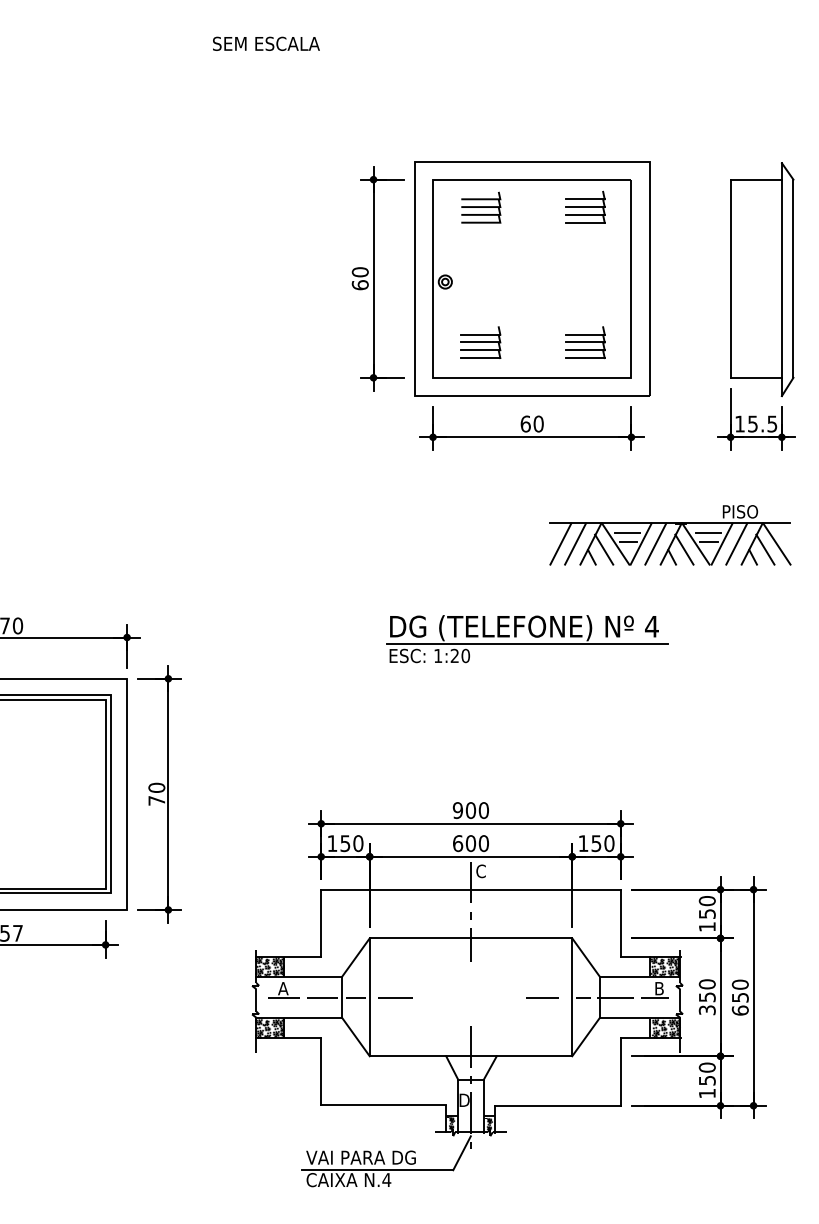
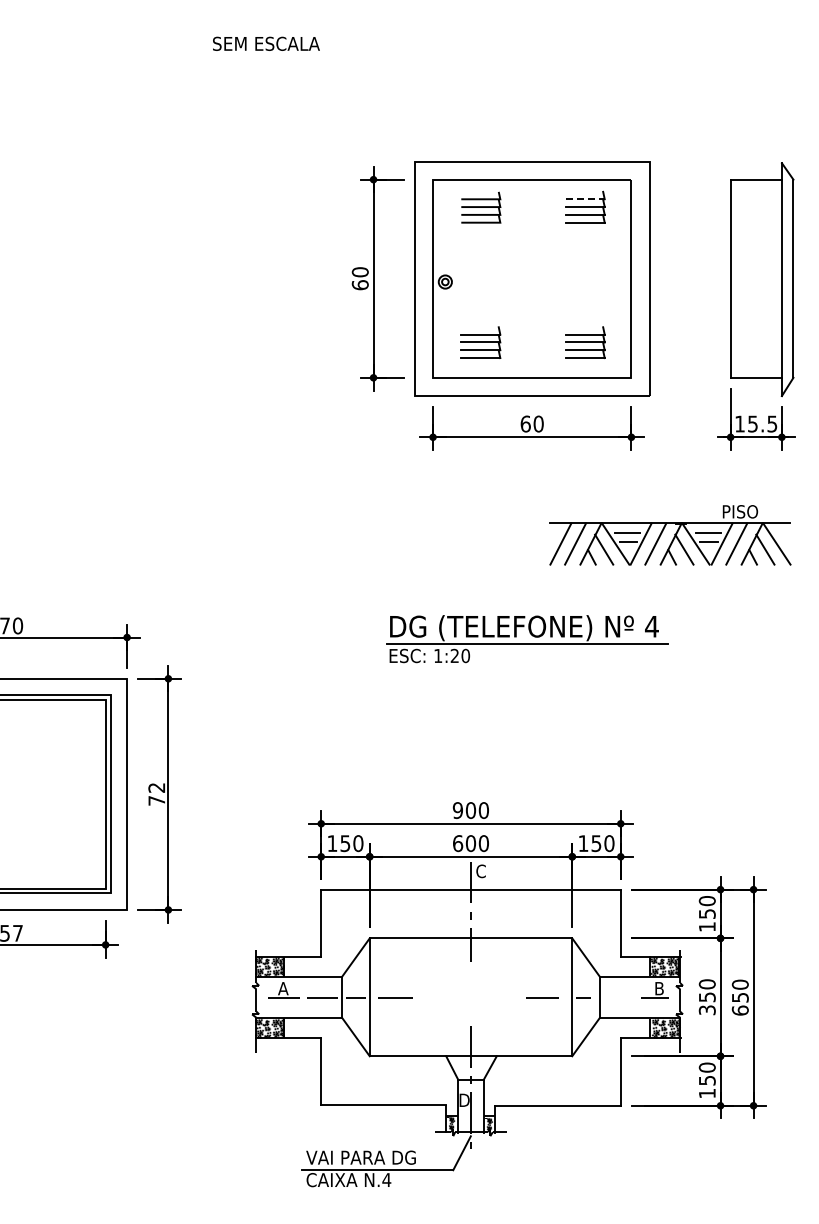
line: solid -> dashed (585, 199)
text: 70 -> 72 (156, 787)
line: present -> none (615, 998)
